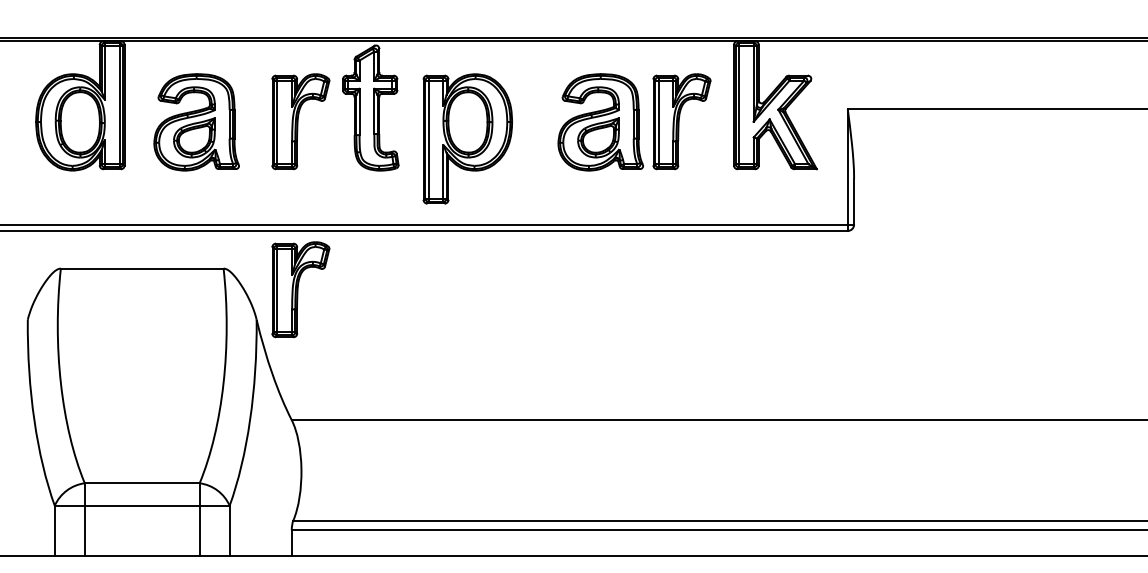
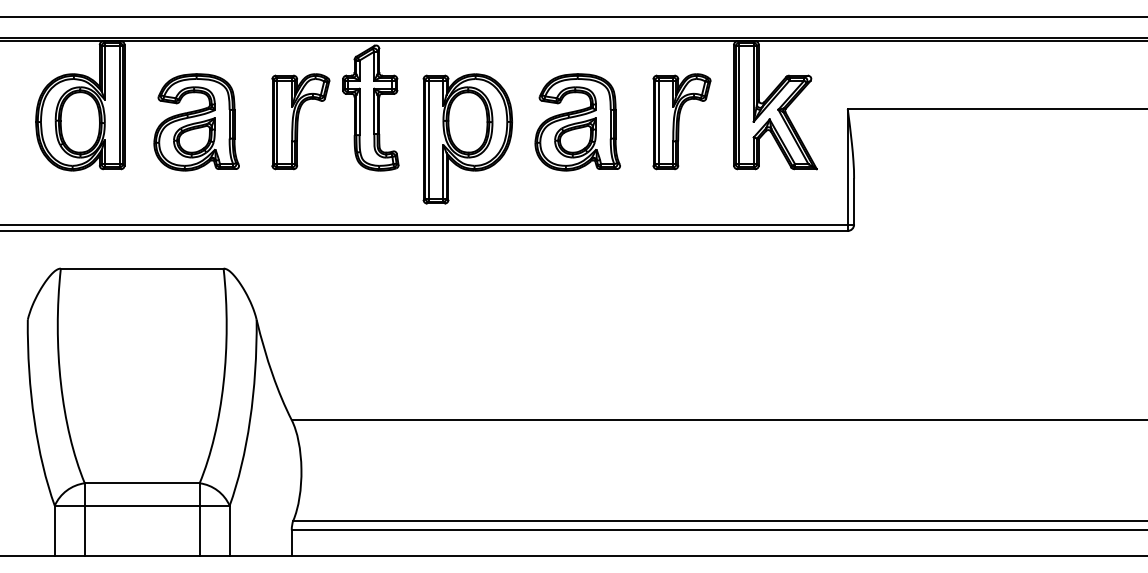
line: none -> present (573, 17)
part position: (600, 122) -> (577, 122) (577, 122)
part: present -> none (300, 289)
